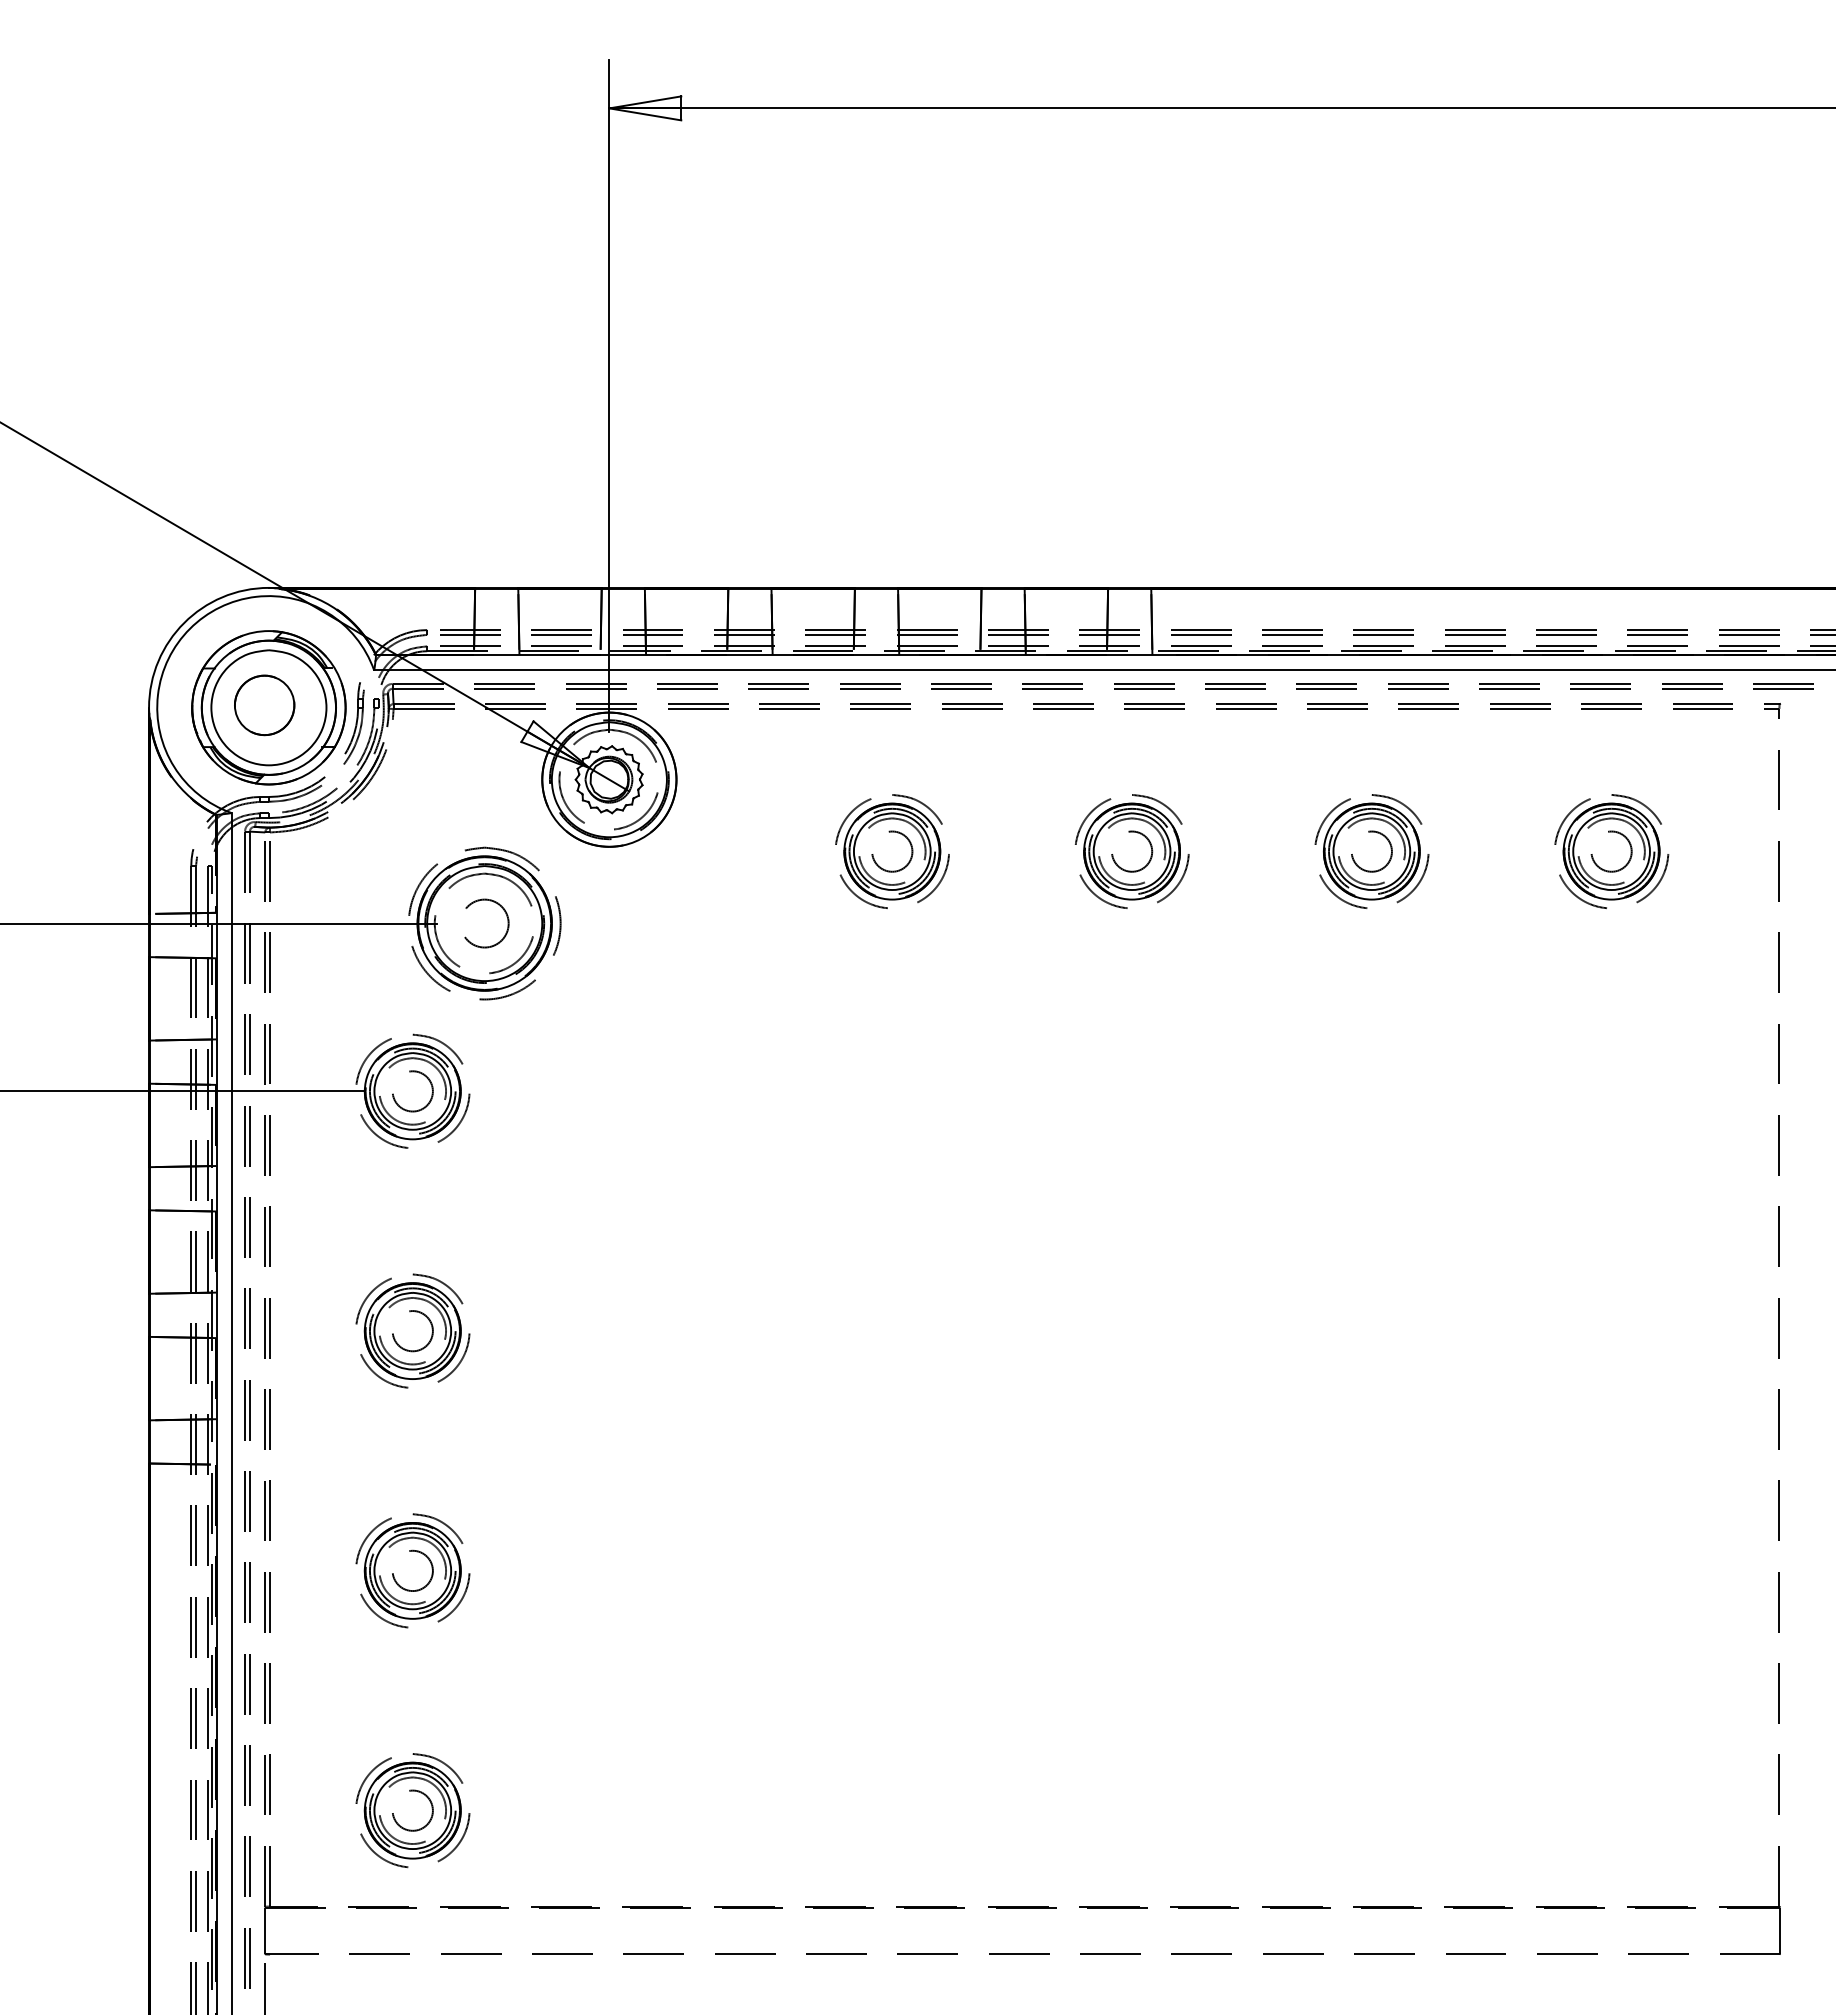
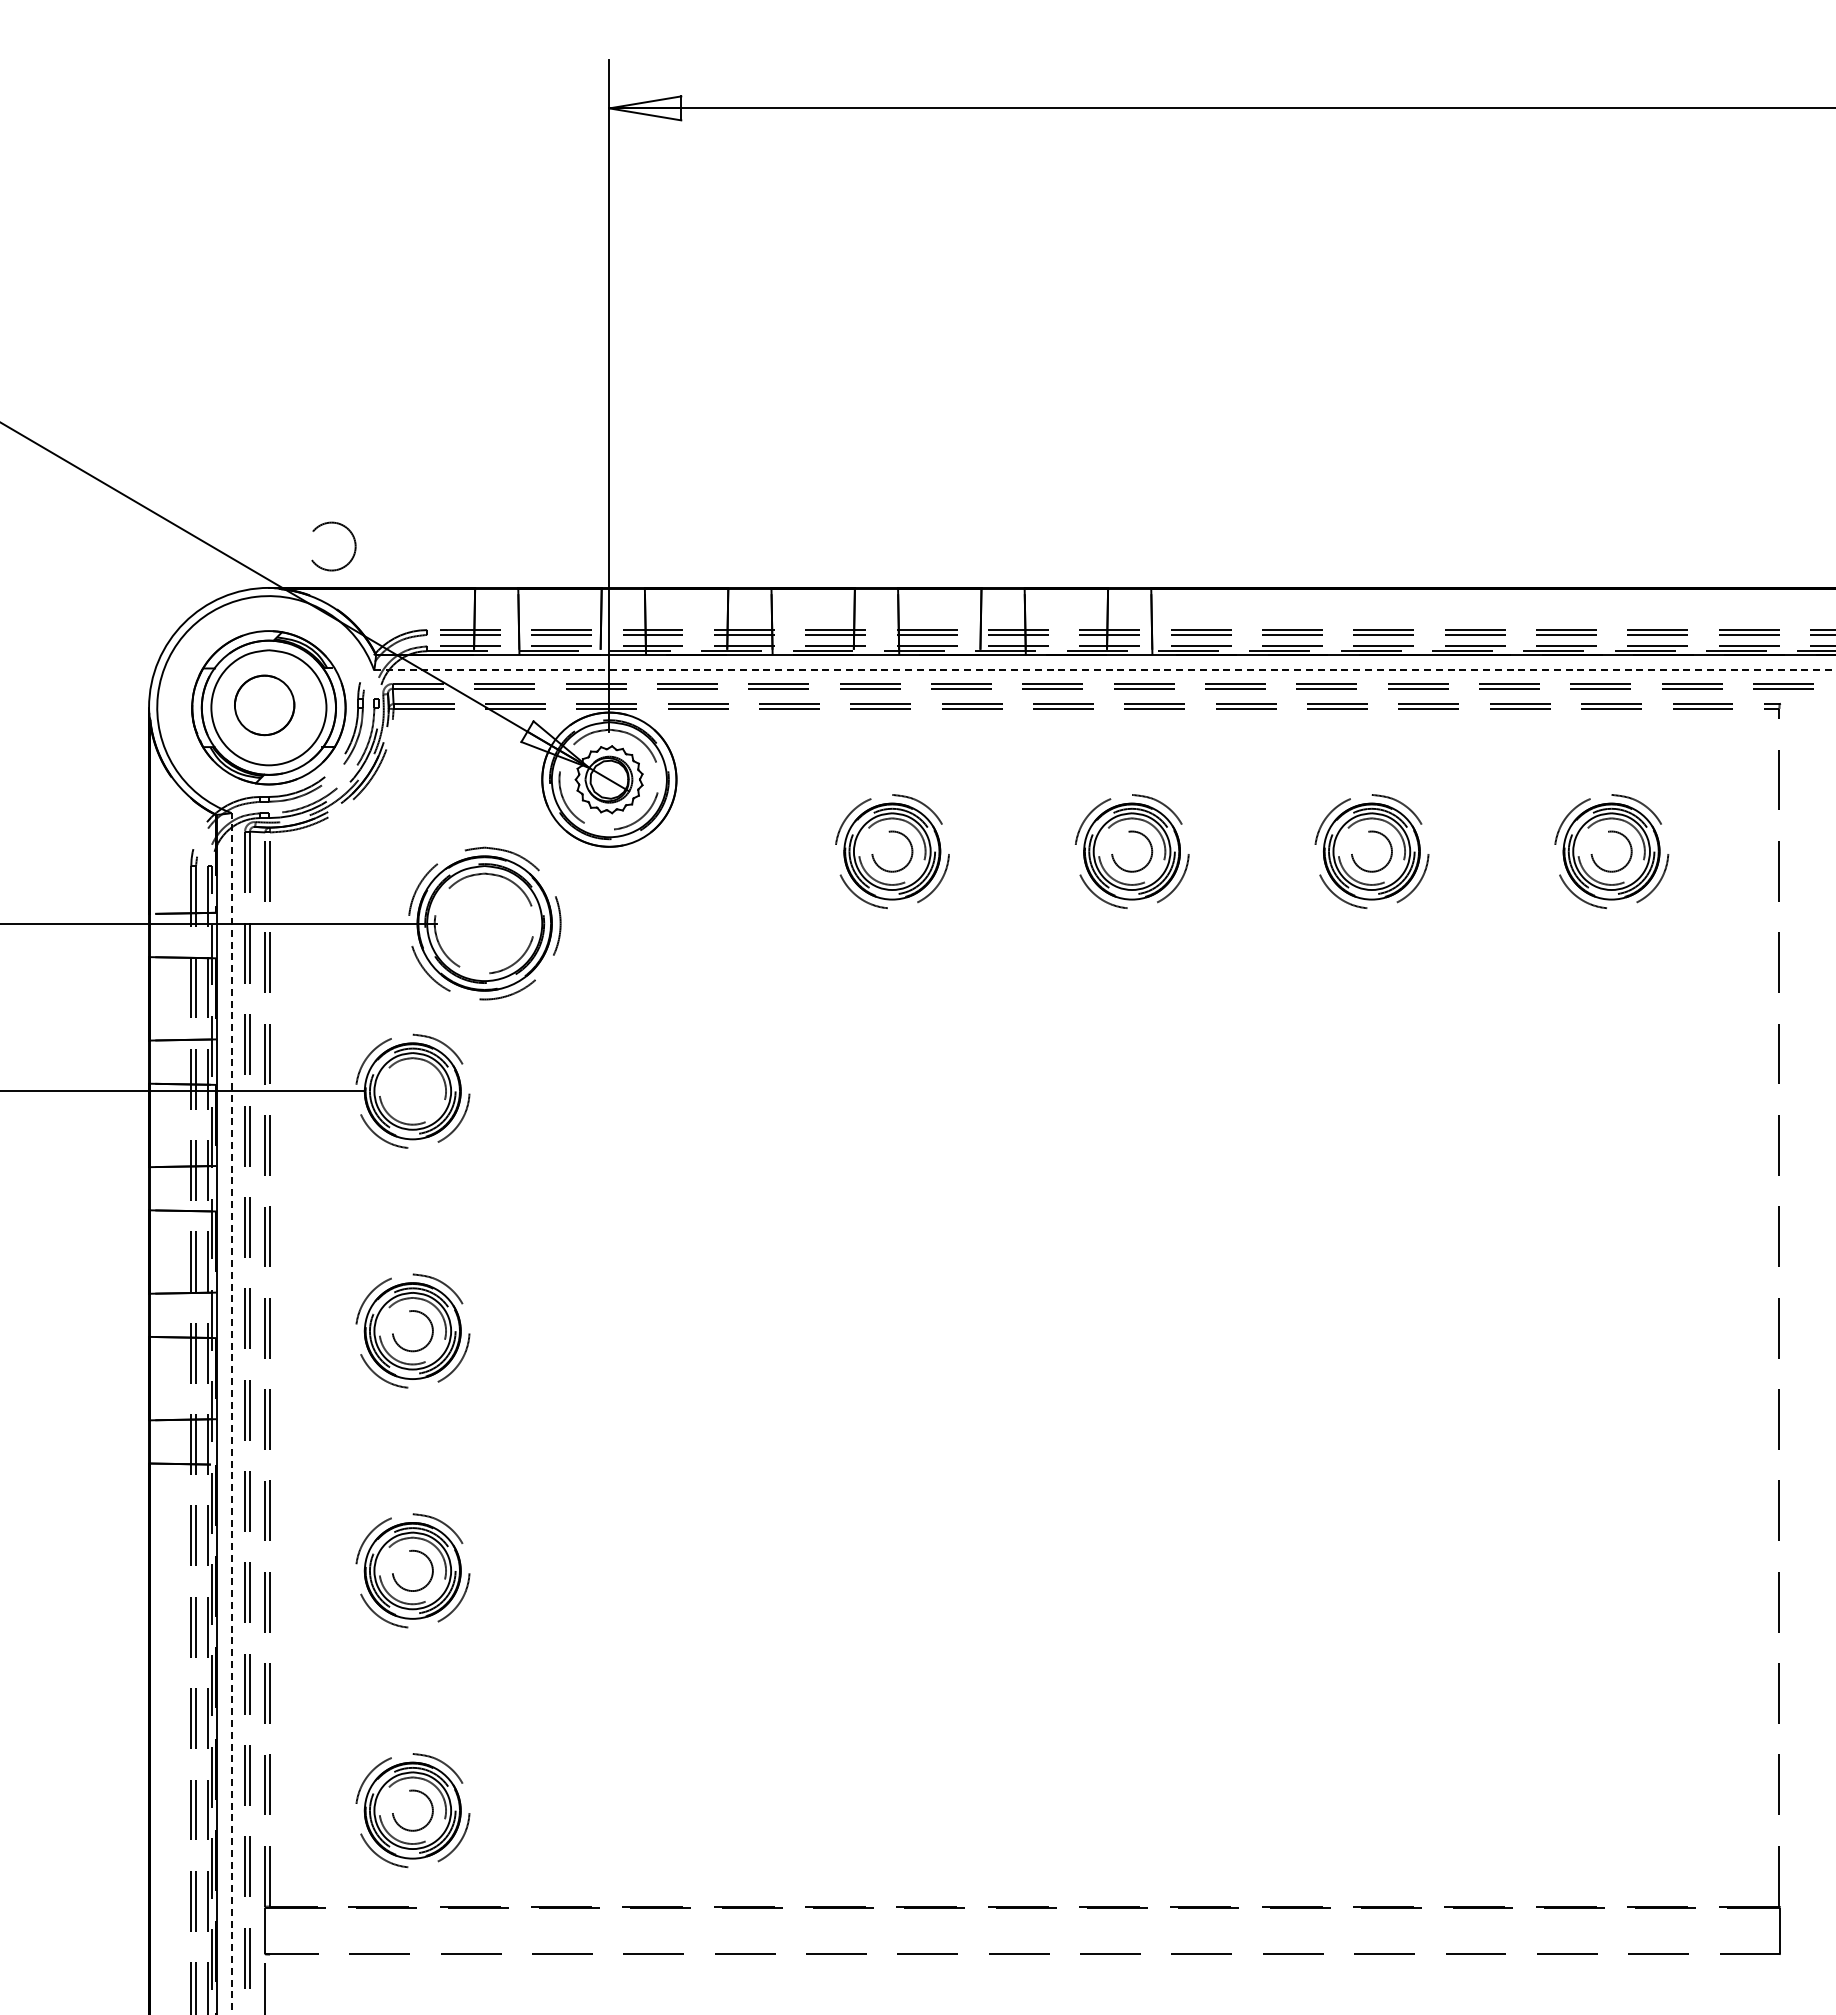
line: solid -> dashed (1104, 670)
circle position: (486, 923) -> (333, 546) (333, 546)
circle: present -> none (412, 1091)
line: solid -> dashed (231, 1413)
